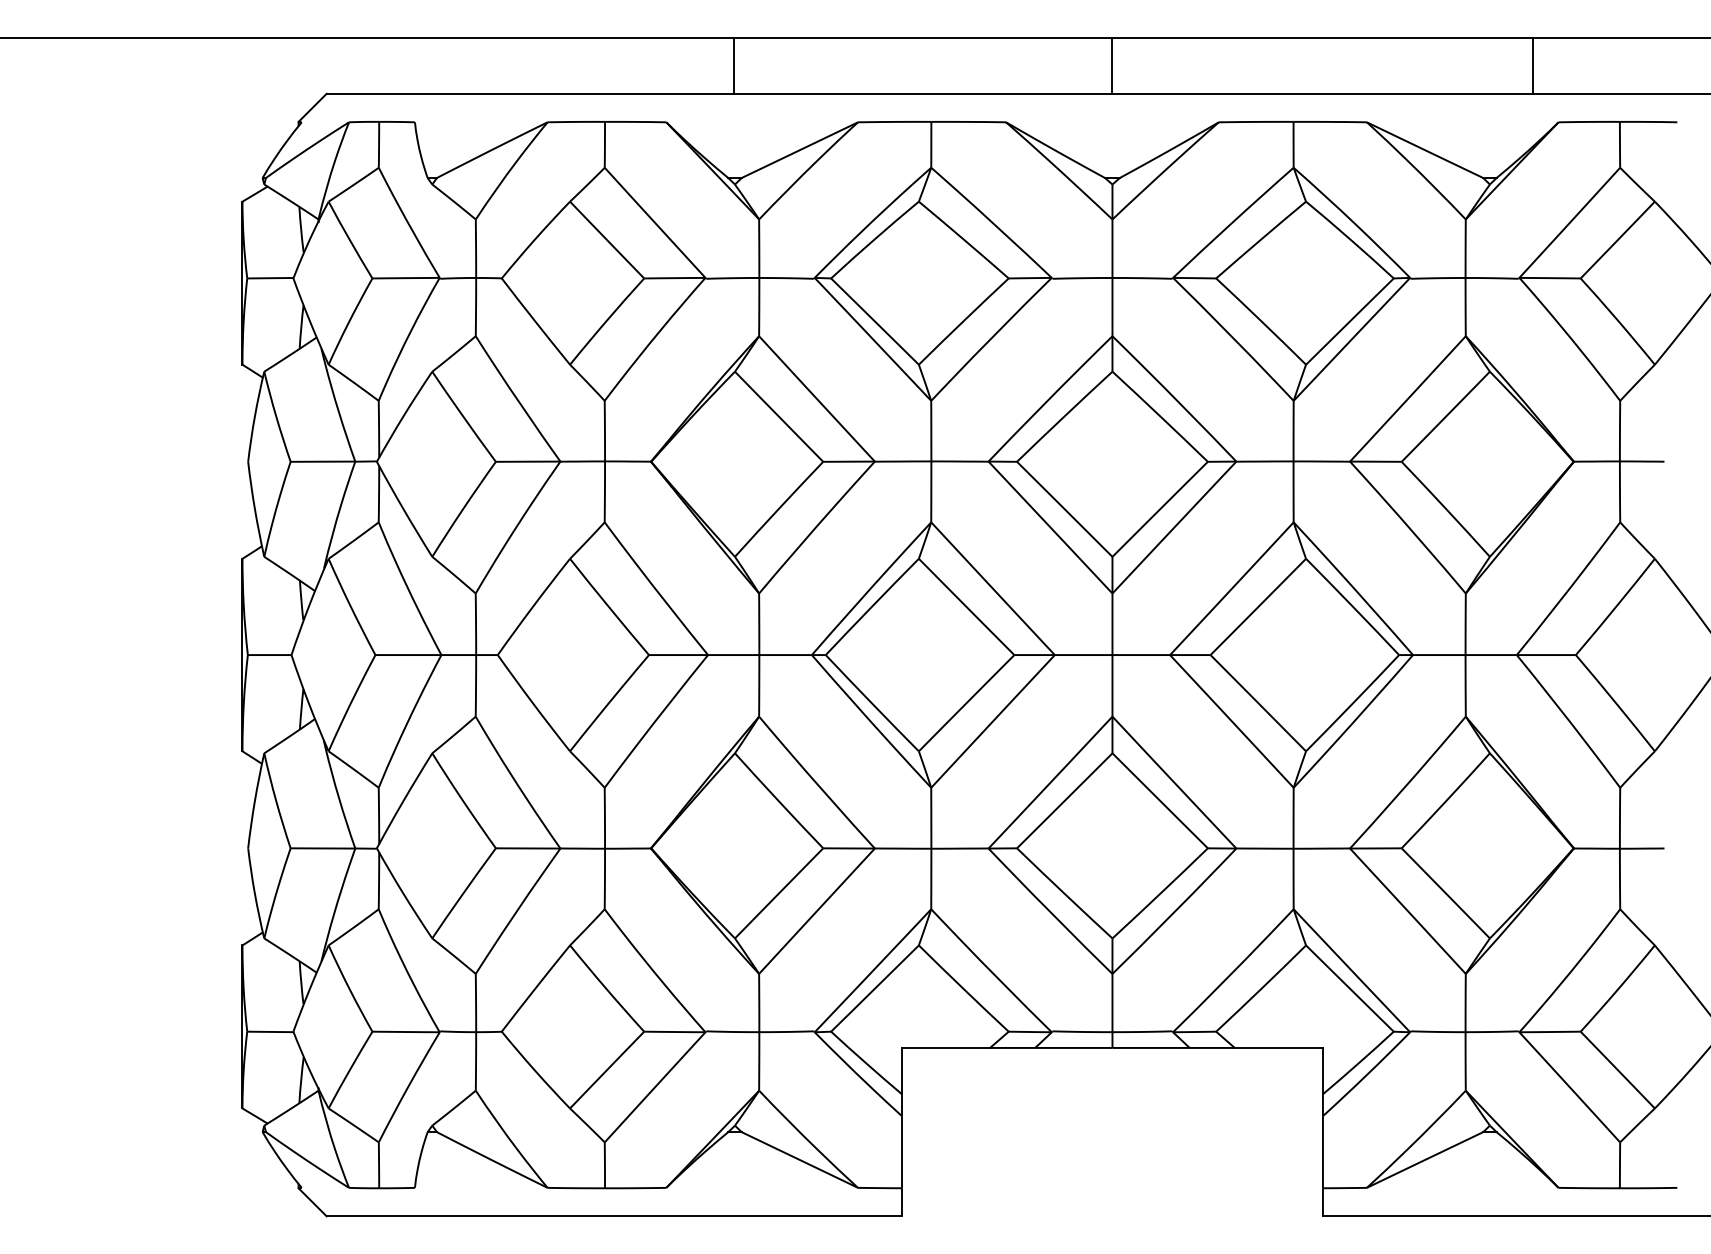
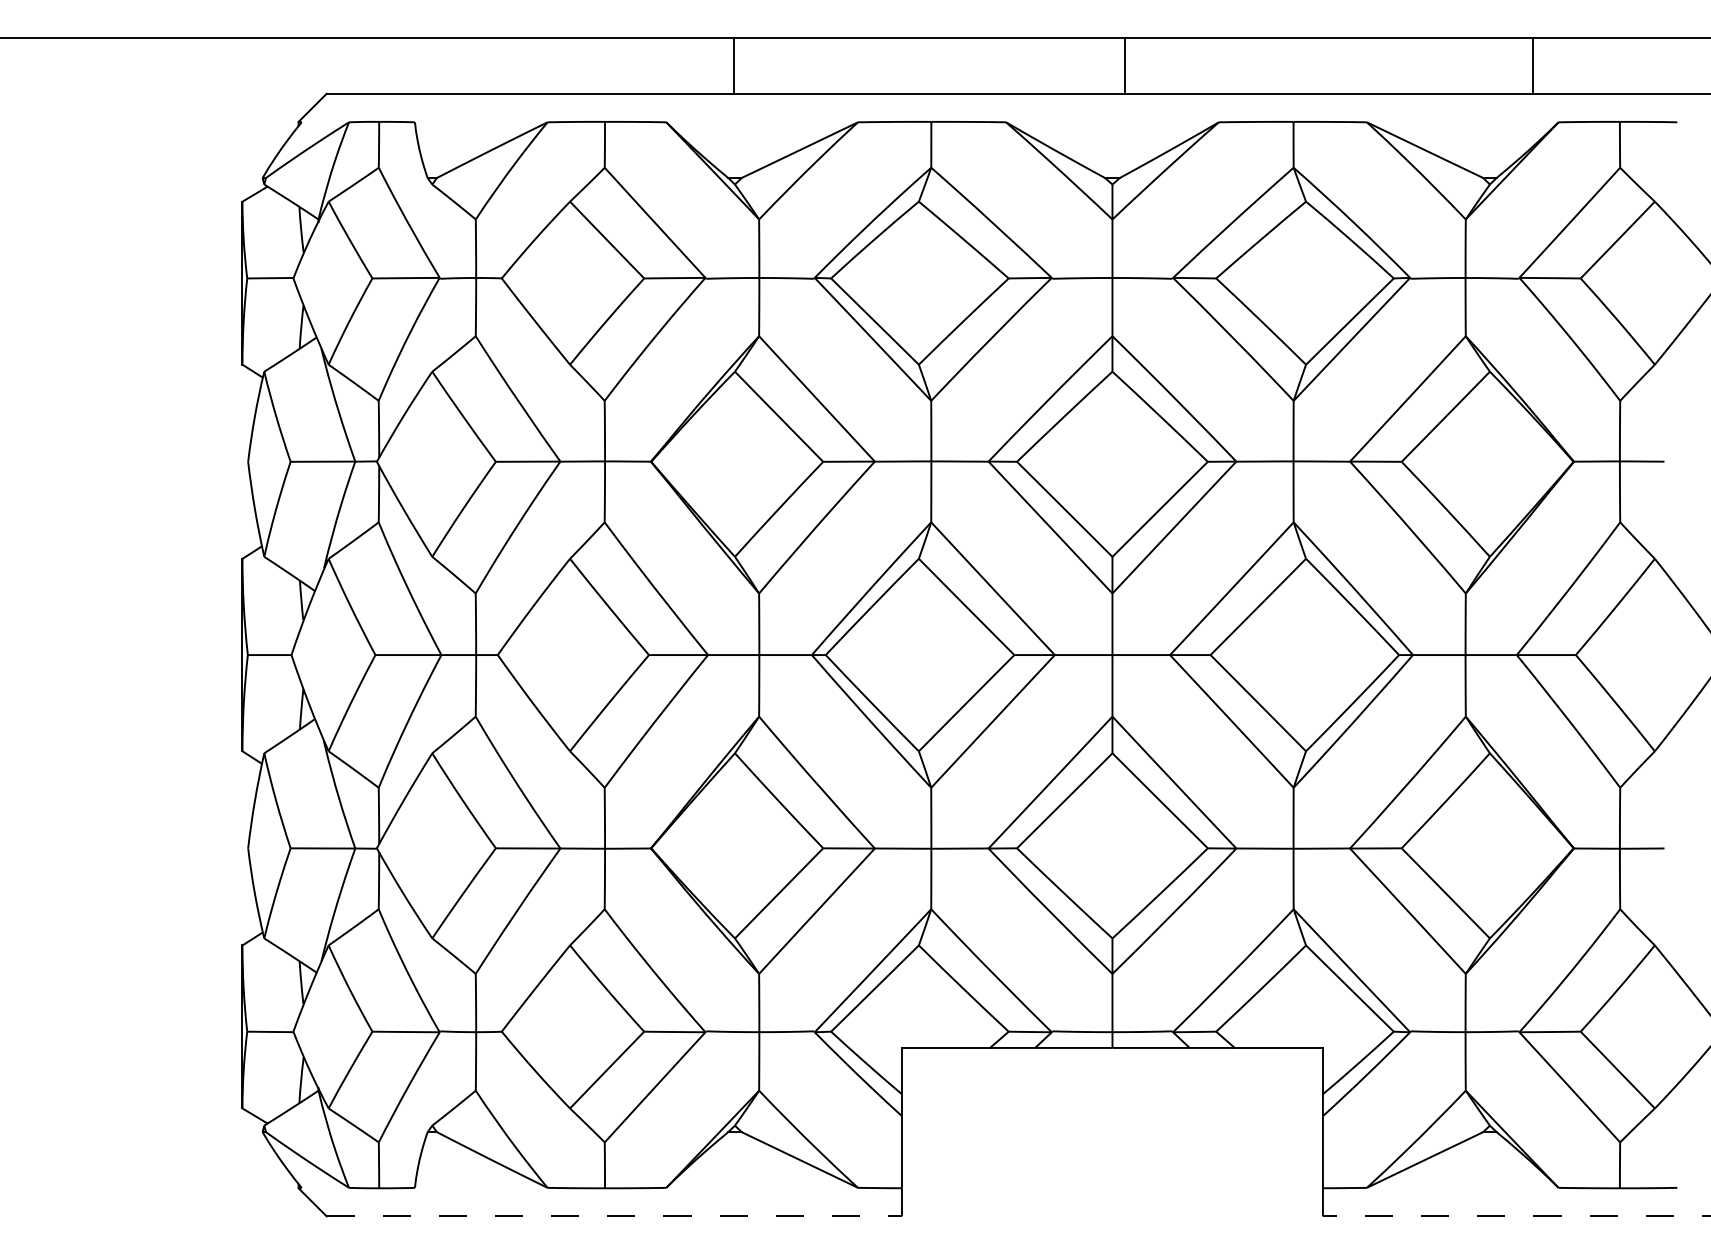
line position: (1112, 65) -> (1125, 65) (1125, 65)
line: solid -> dashed (614, 1216)
line: solid -> dashed (1516, 1216)
